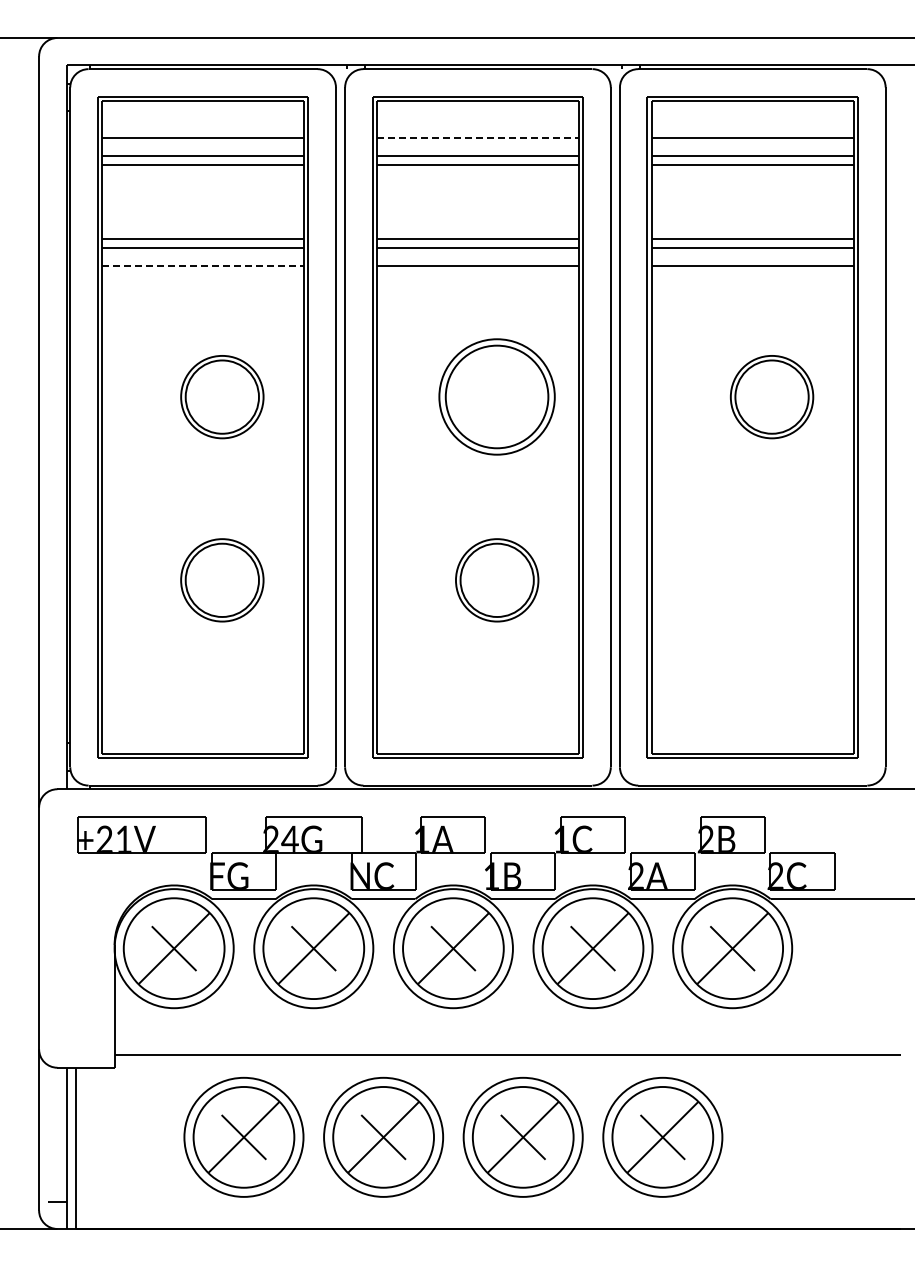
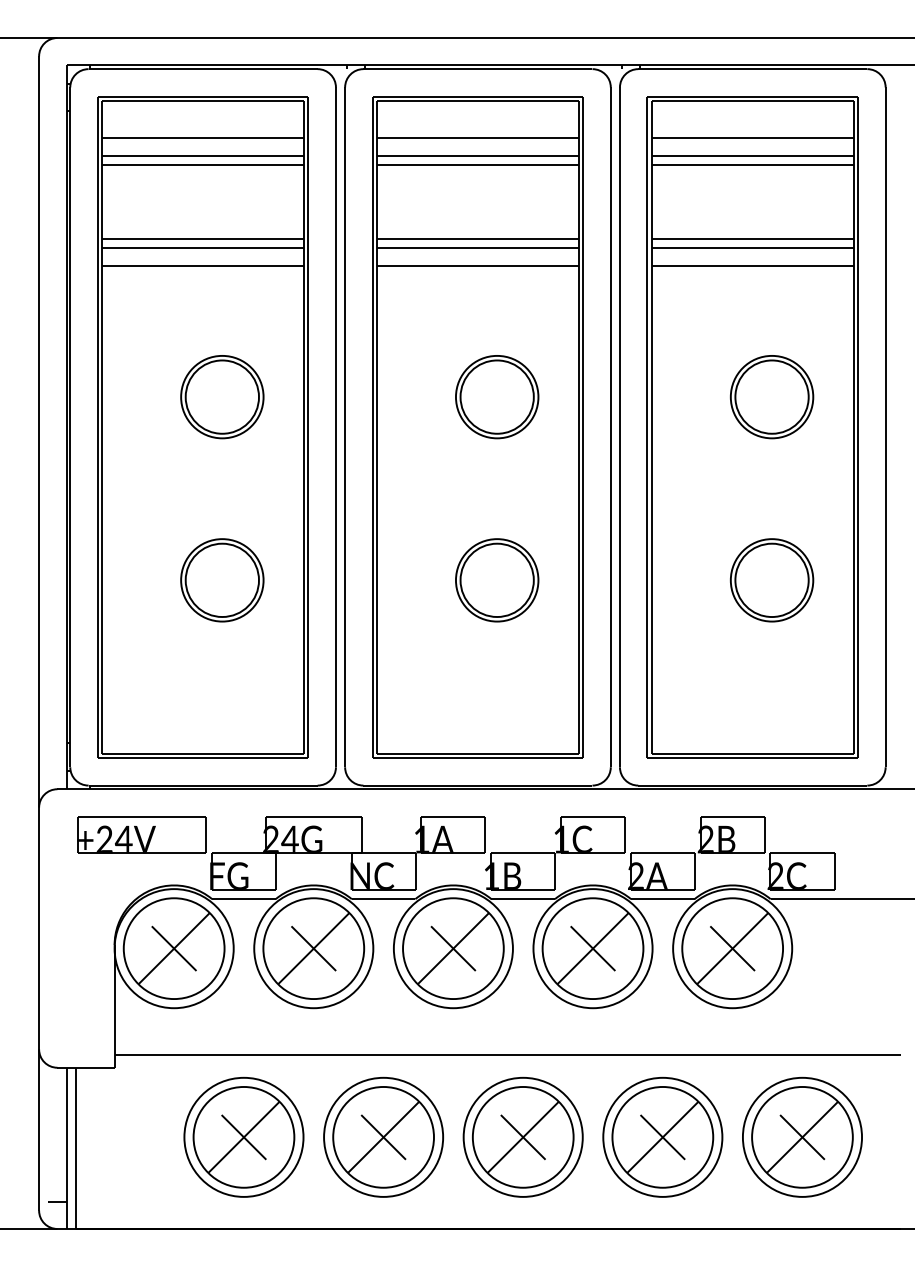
line: dashed -> solid (477, 137)
line: dashed -> solid (203, 266)
part size: 118x118 px -> 85x85 px (497, 397)
part: none -> present (771, 580)
text: +21V -> +24V (123, 838)
part: none -> present (802, 1136)
